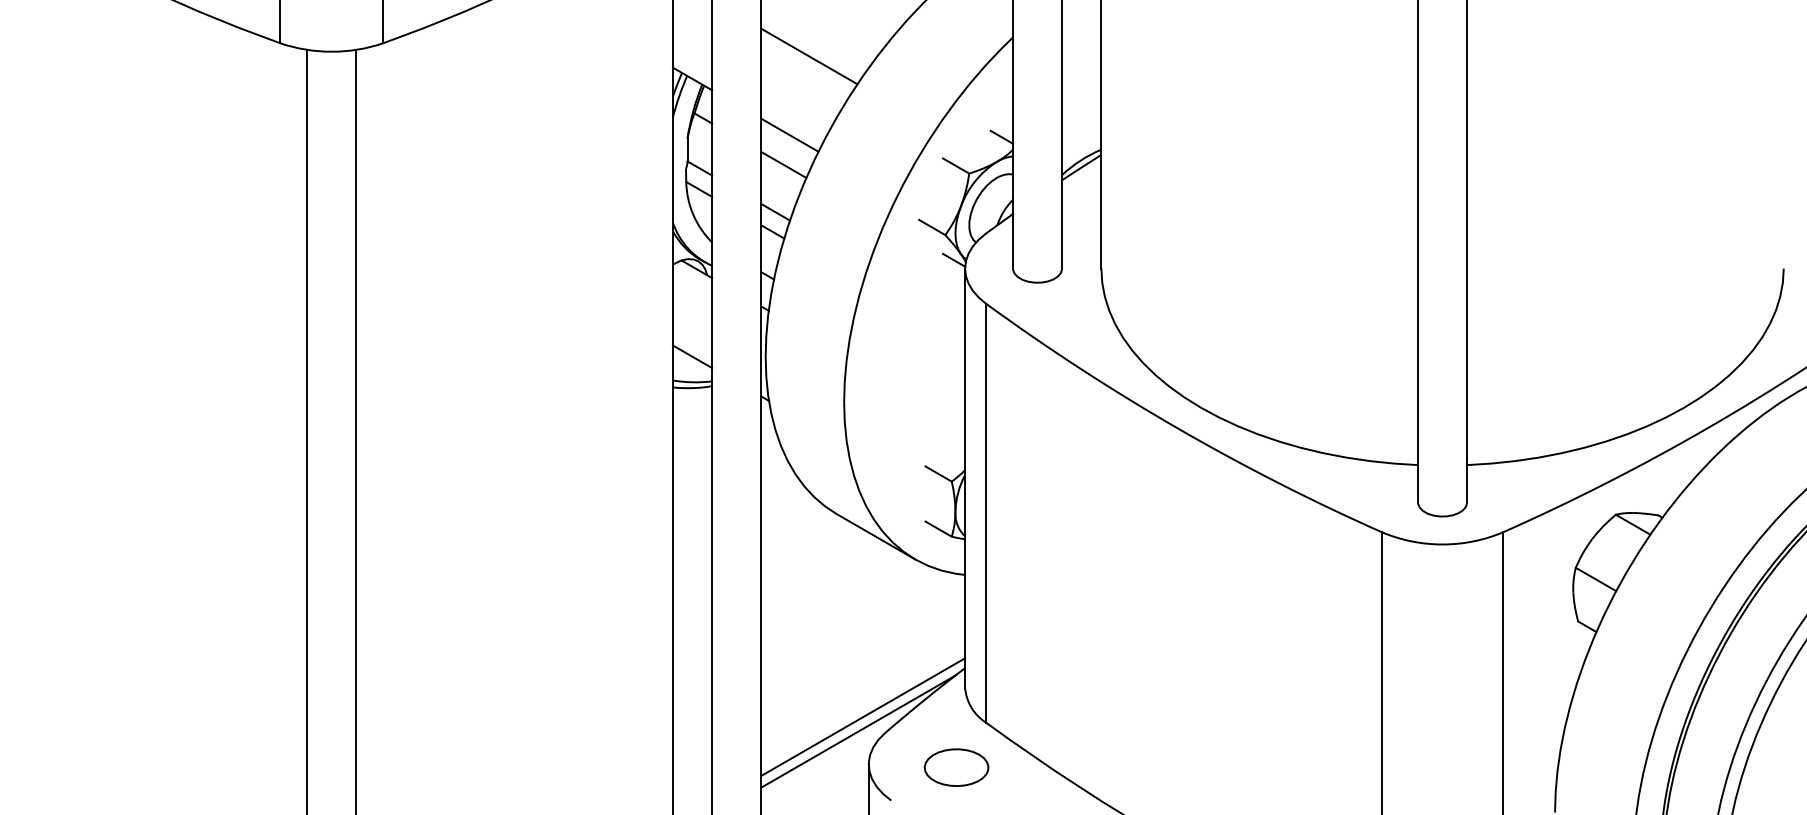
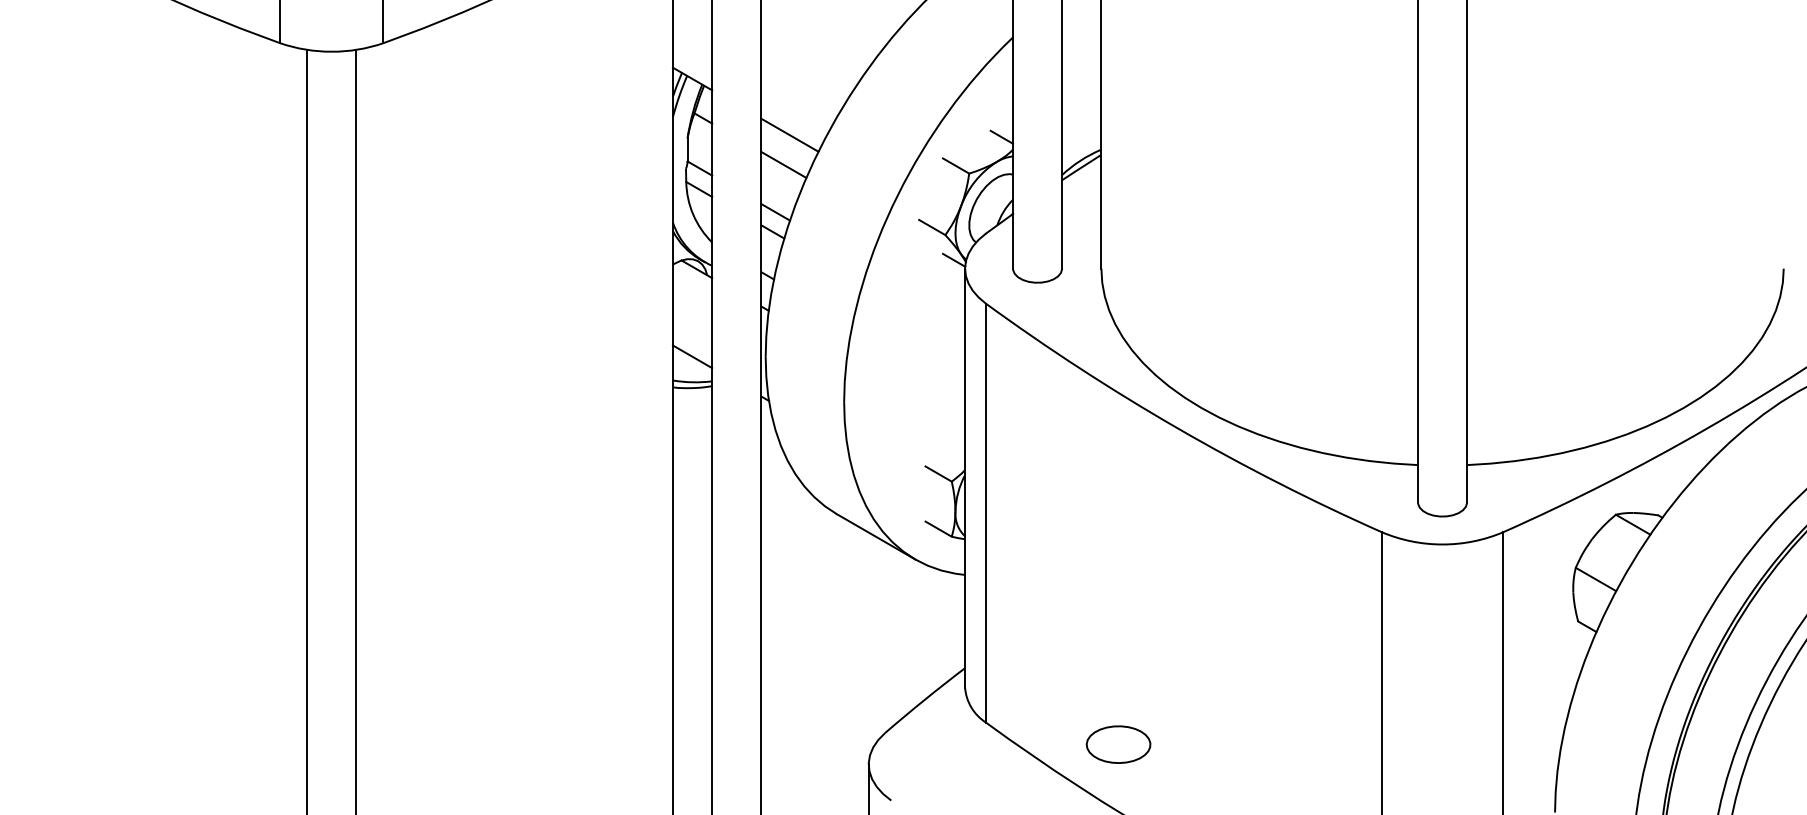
line: present -> none (809, 56)
line: present -> none (863, 716)
line: present -> none (858, 731)
part position: (956, 767) -> (1118, 744) (1118, 744)
